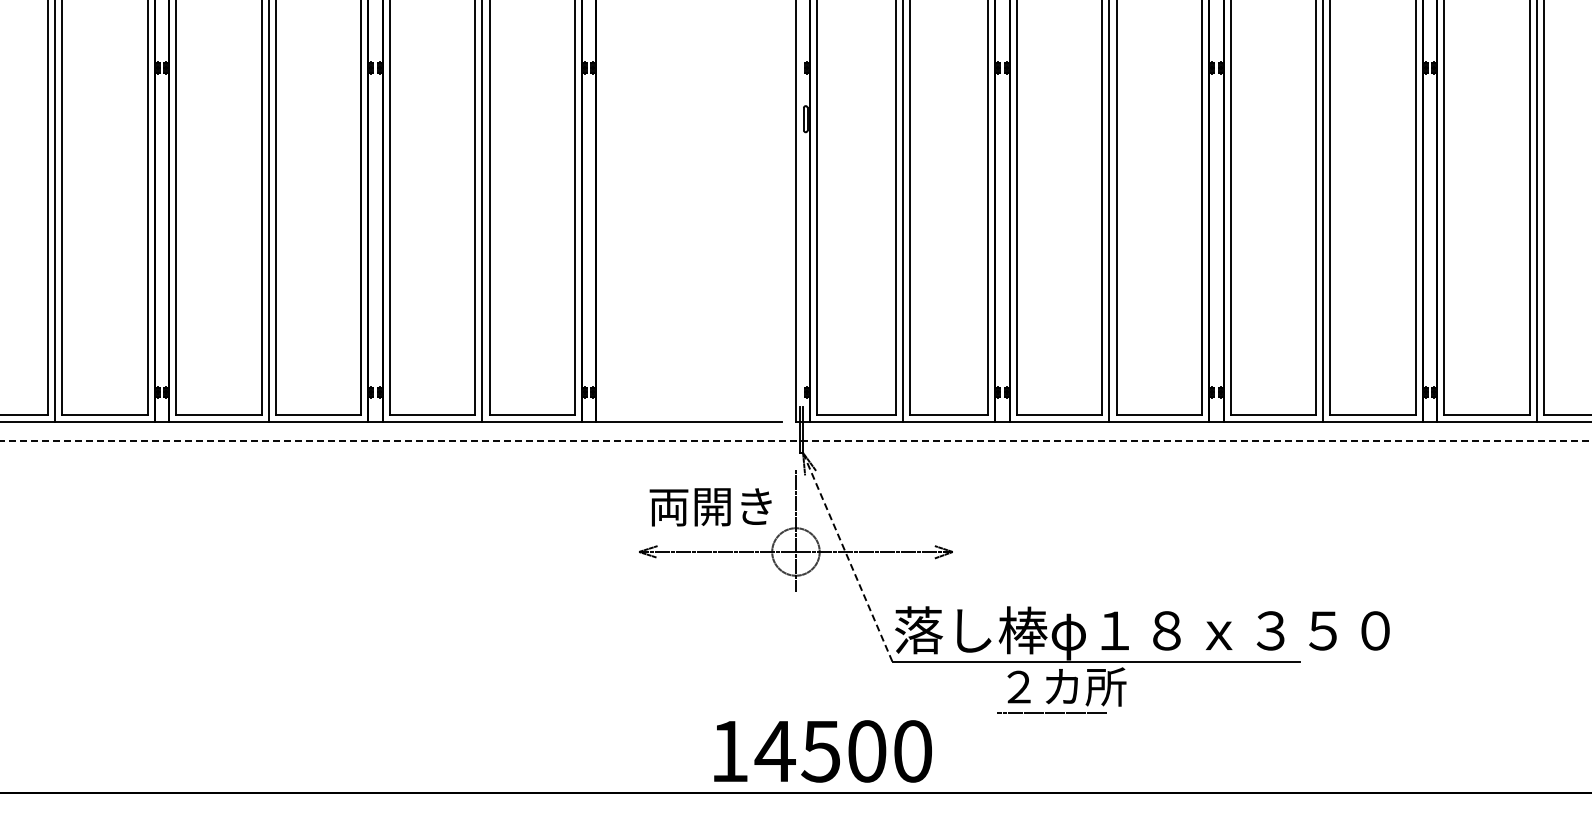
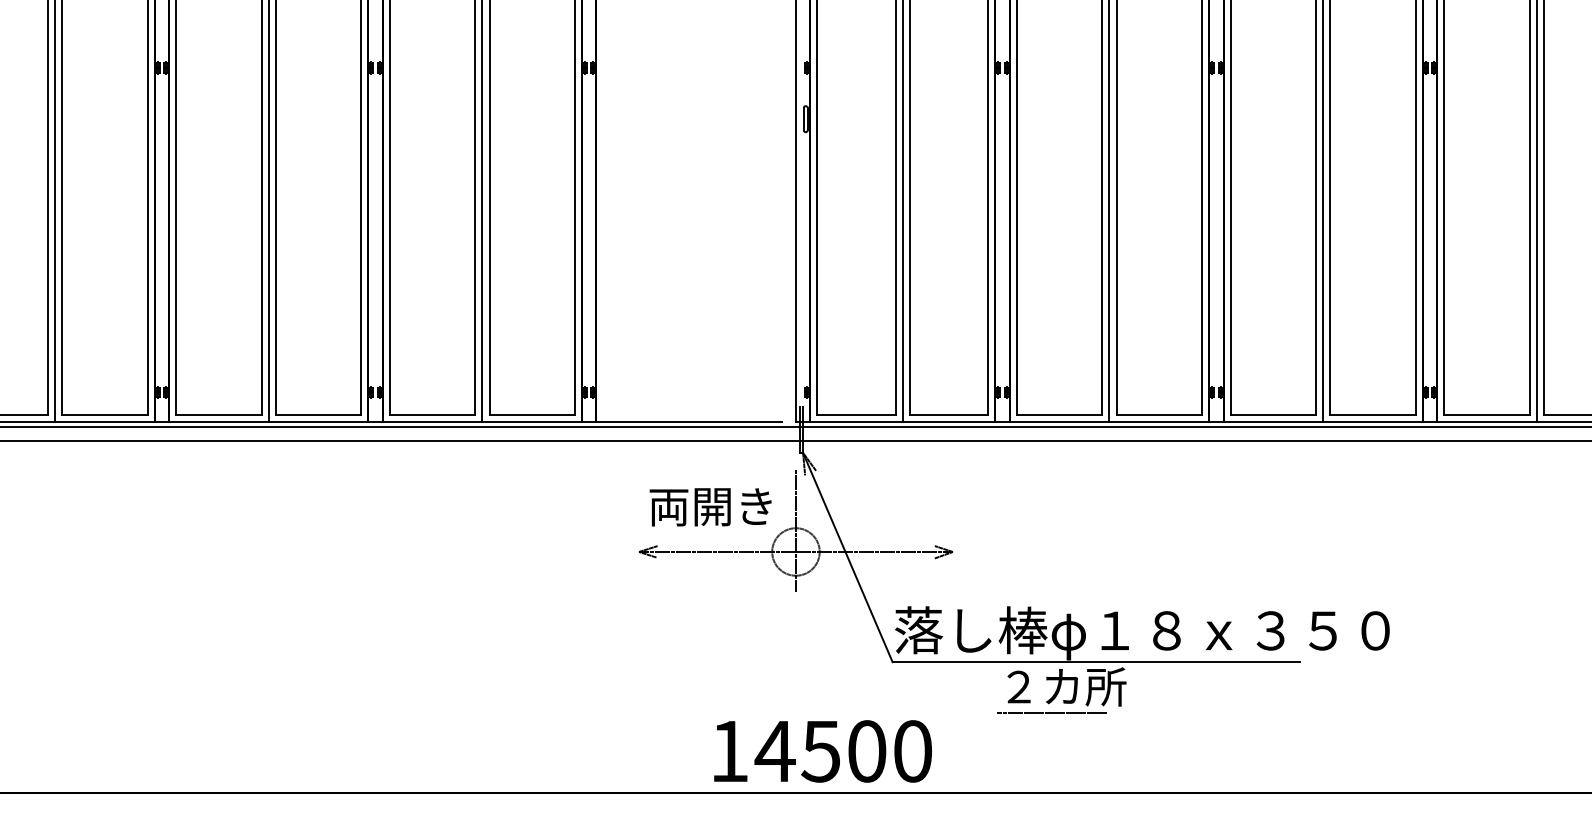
line: none -> present (795, 427)
line: dashed -> solid (796, 441)
line: dashed -> solid (847, 557)
